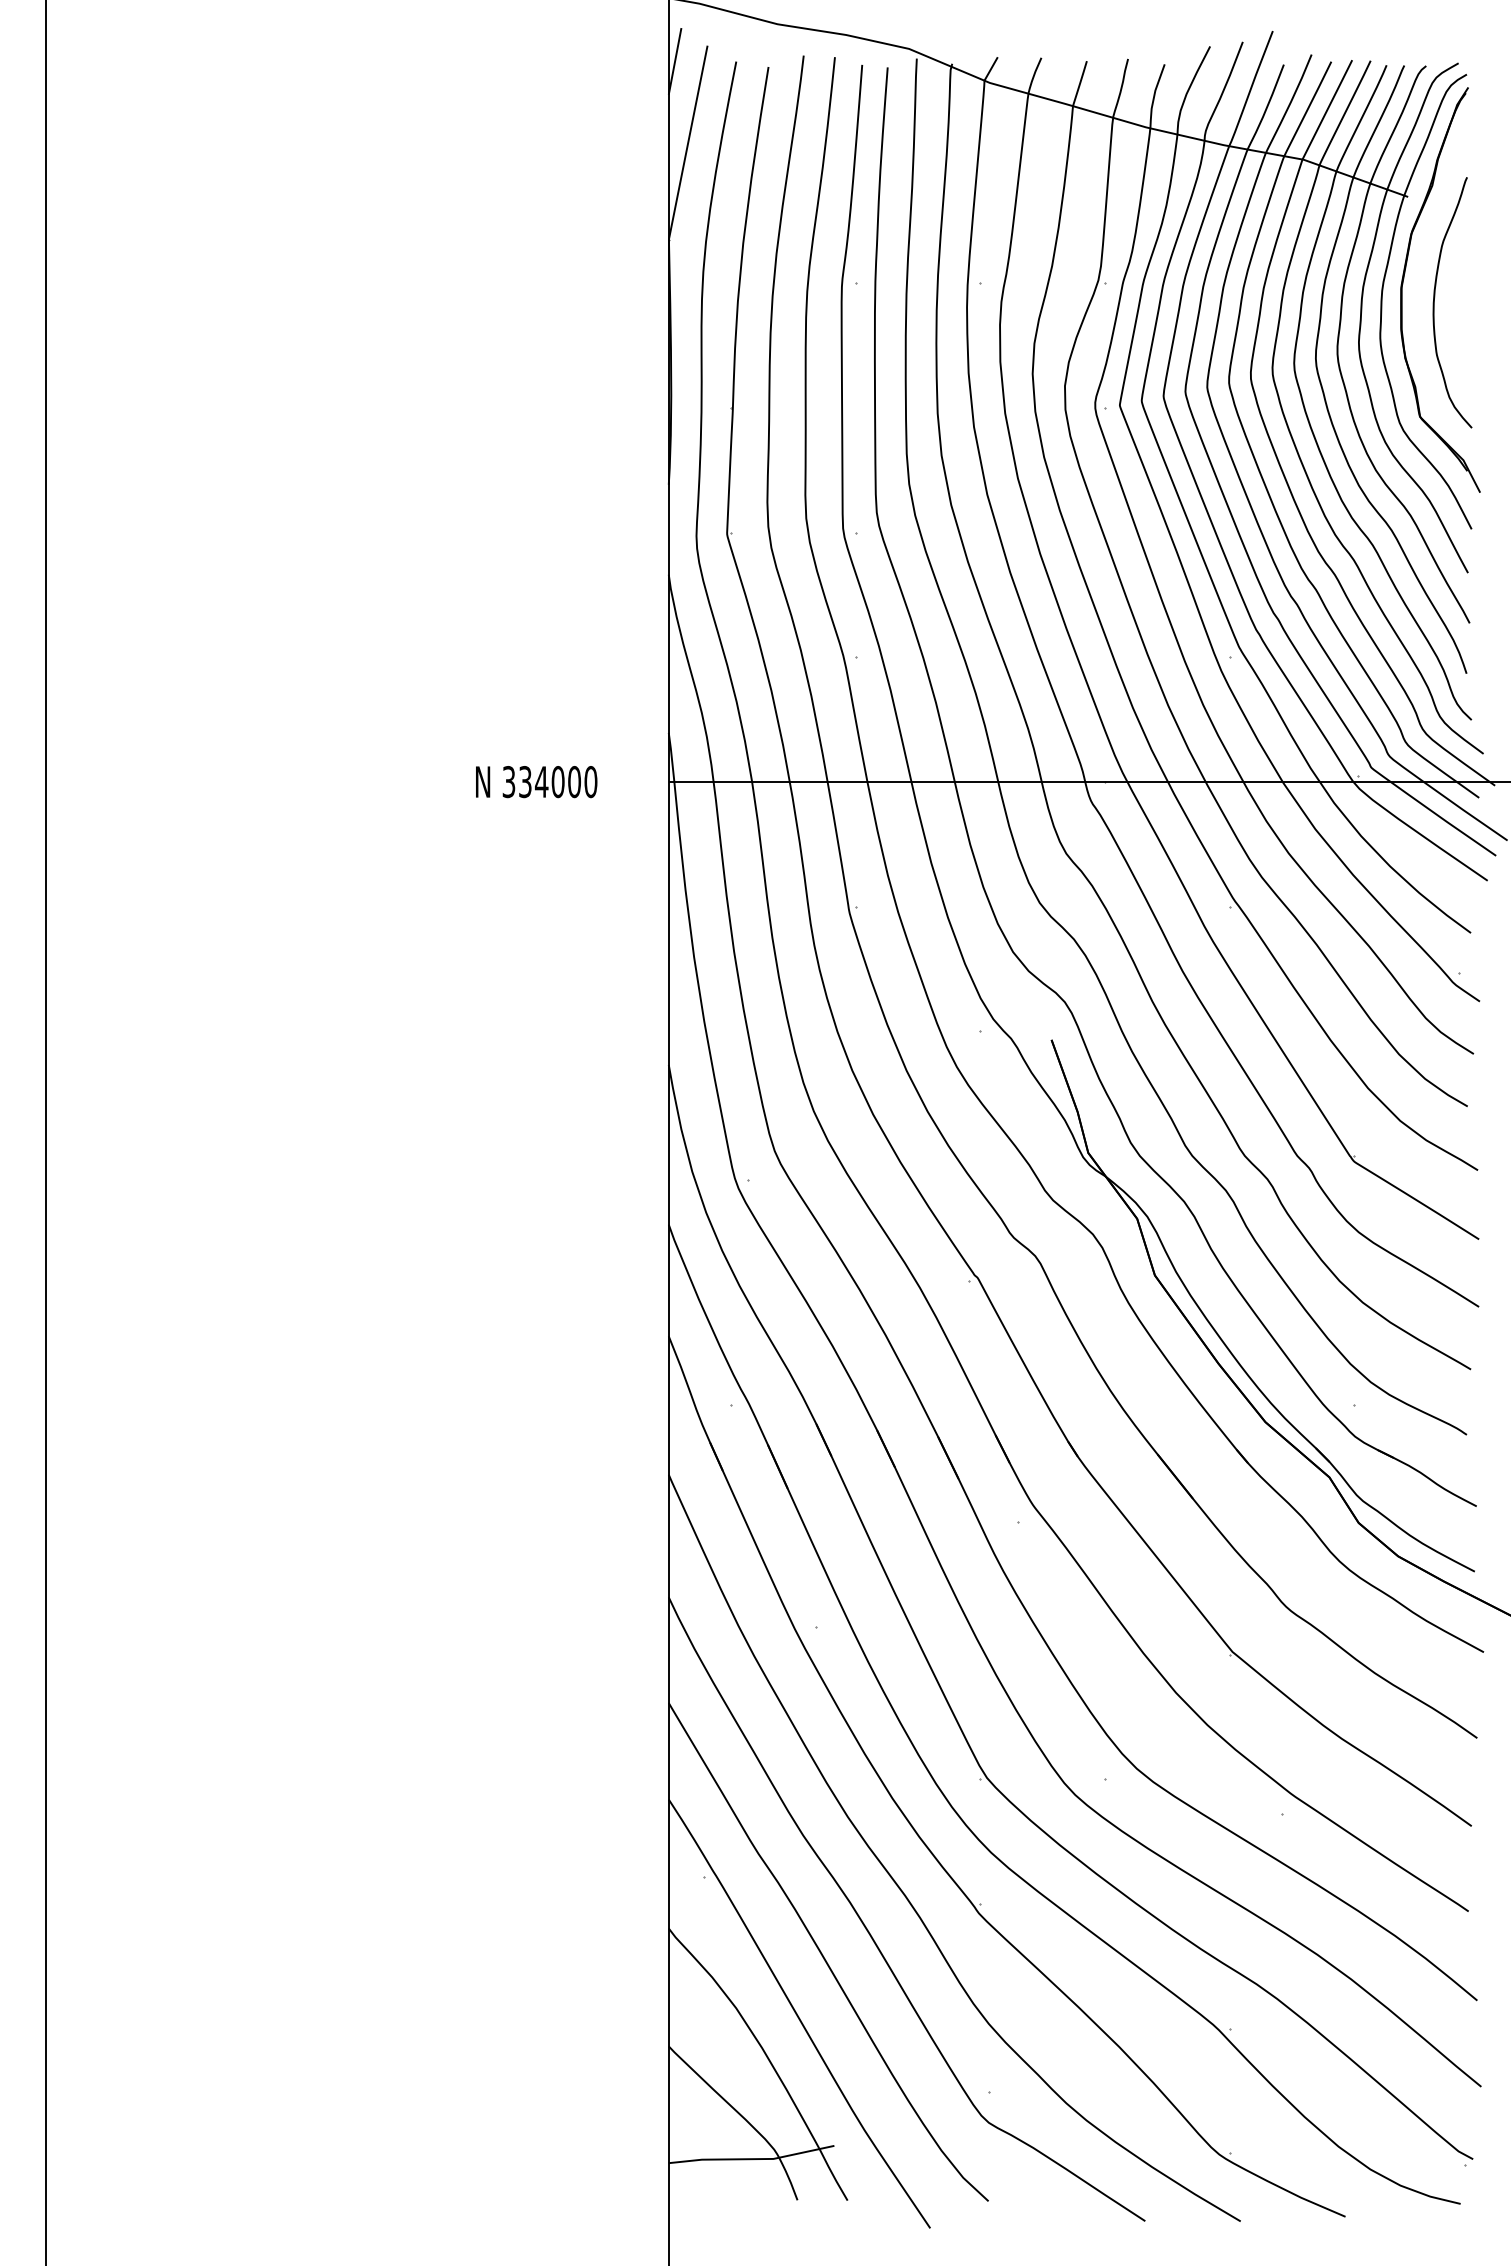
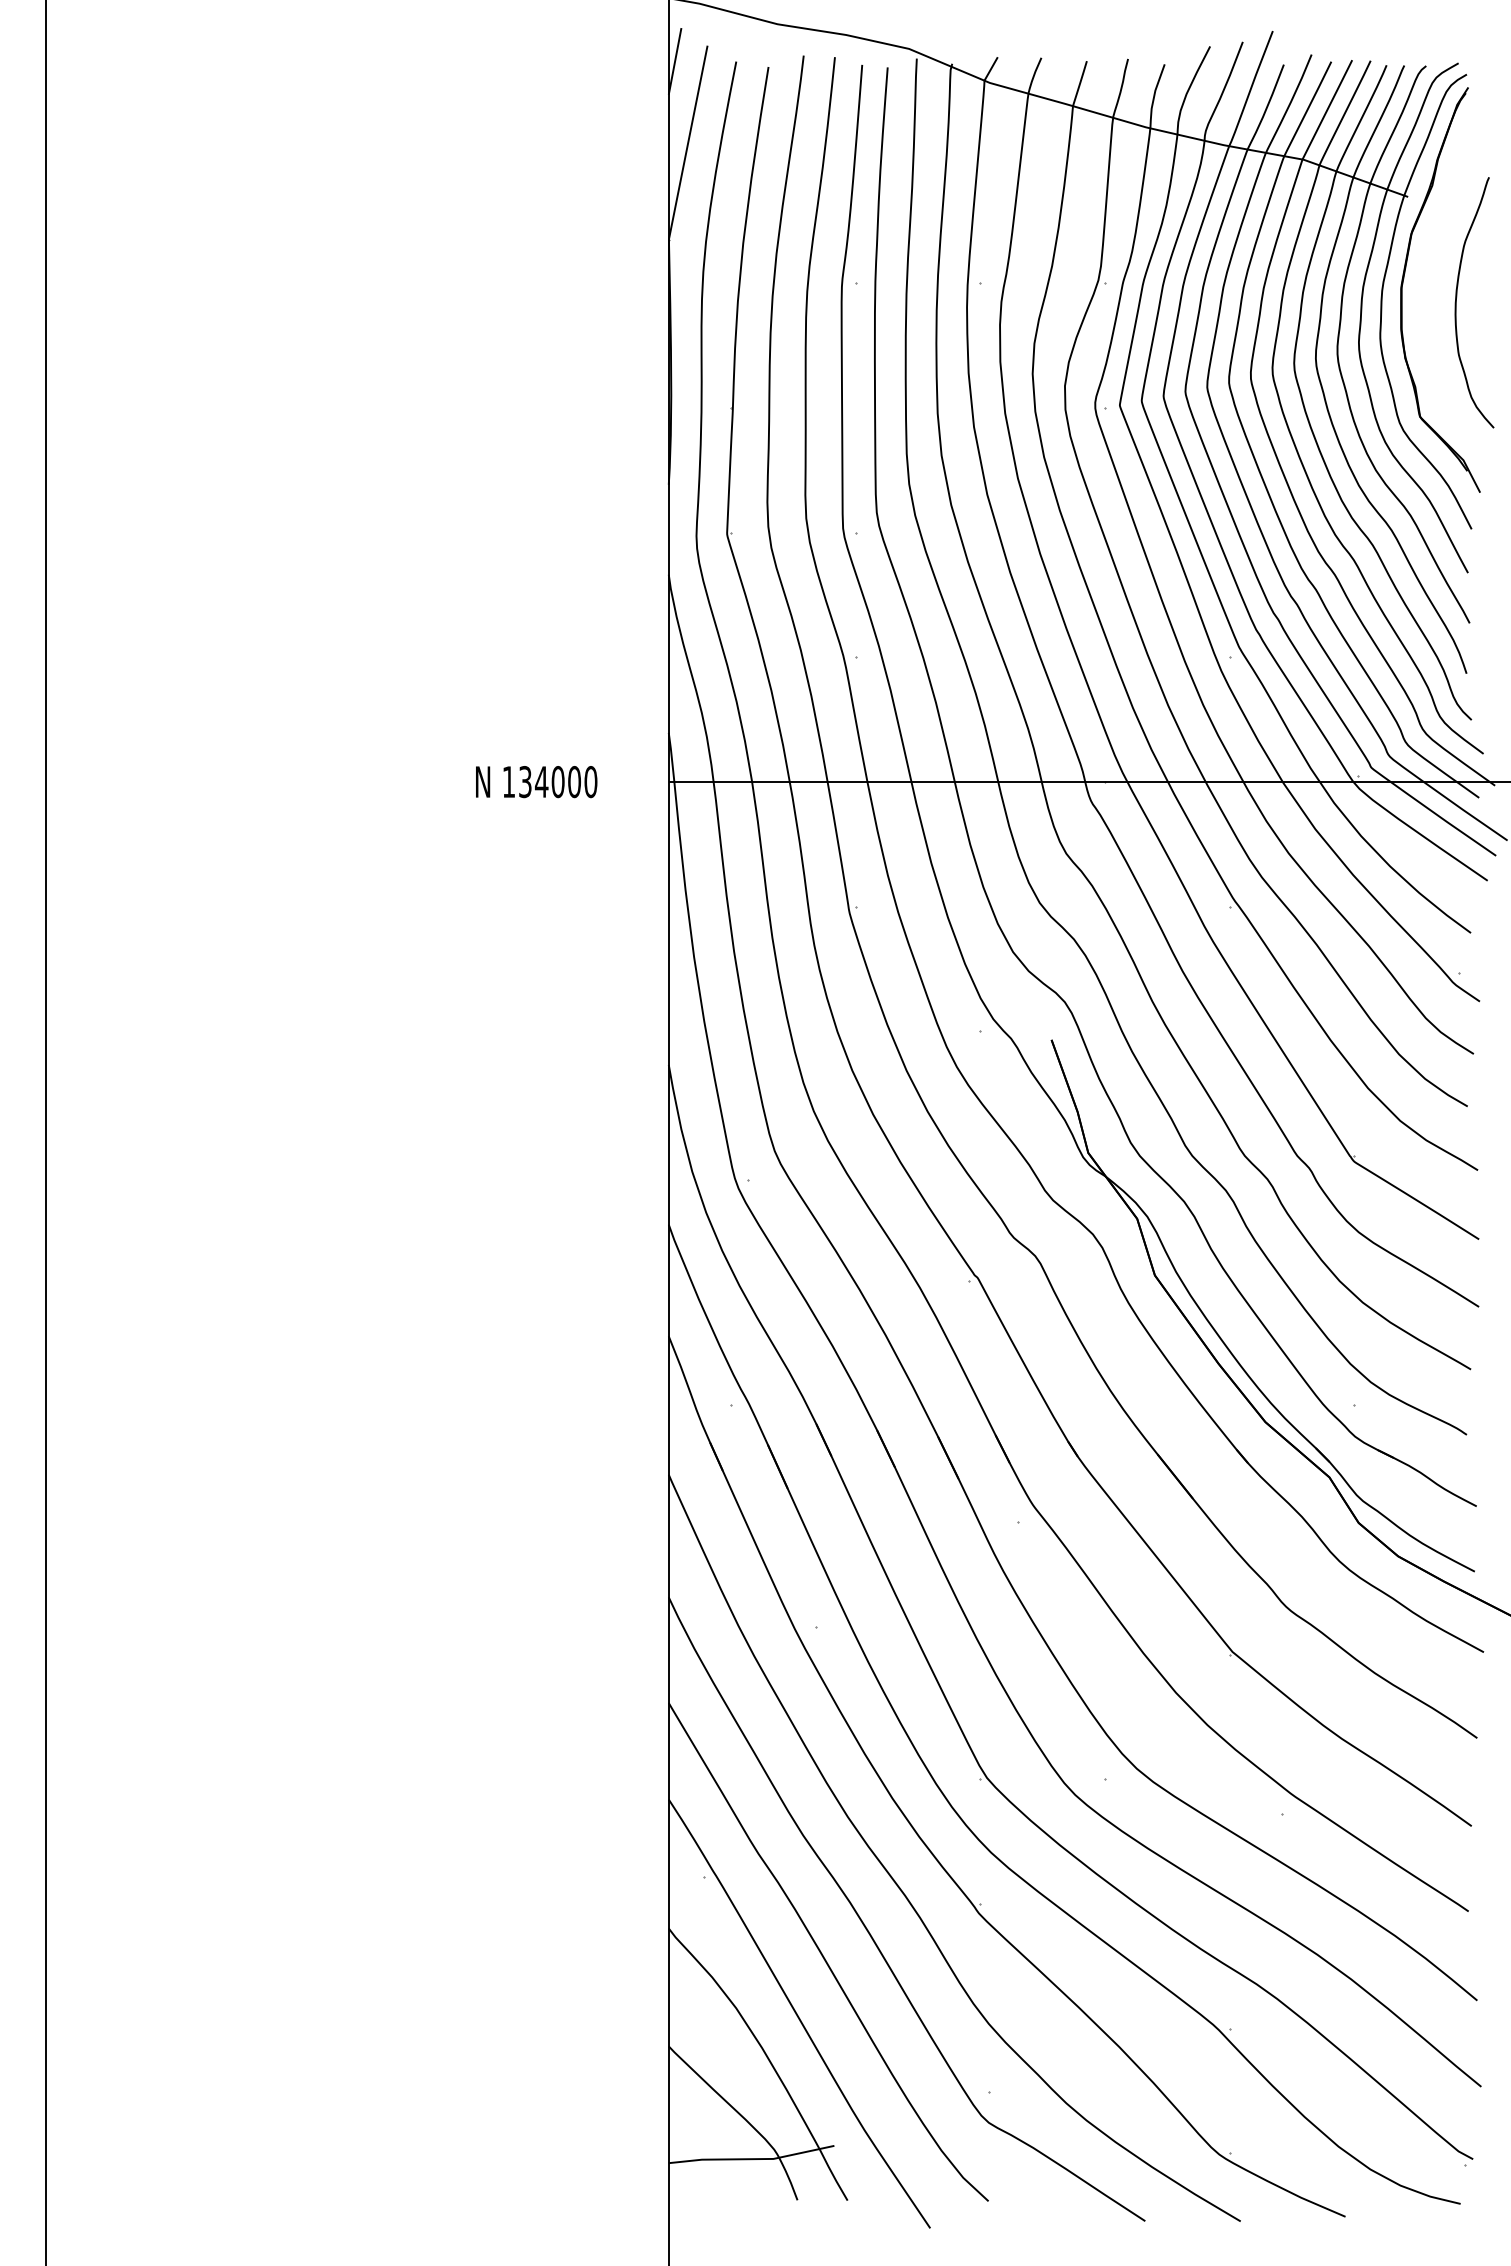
curve position: (1435, 297) -> (1457, 297) (1457, 297)
text: 334000 -> 134000 (508, 782)
